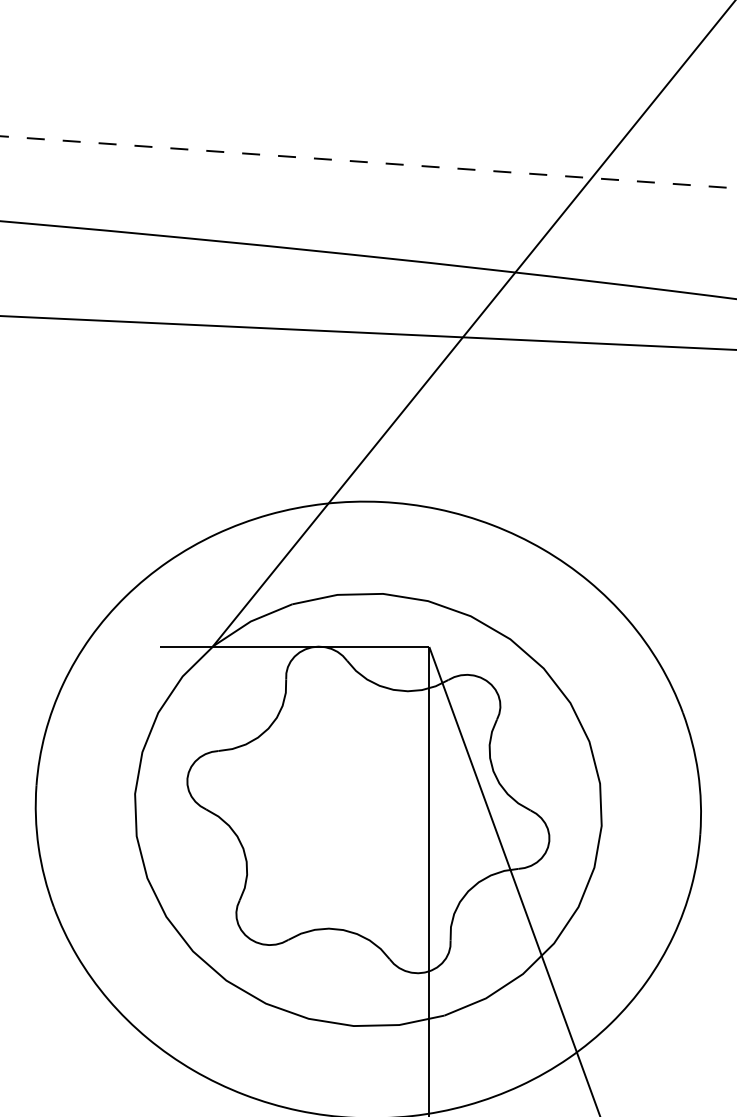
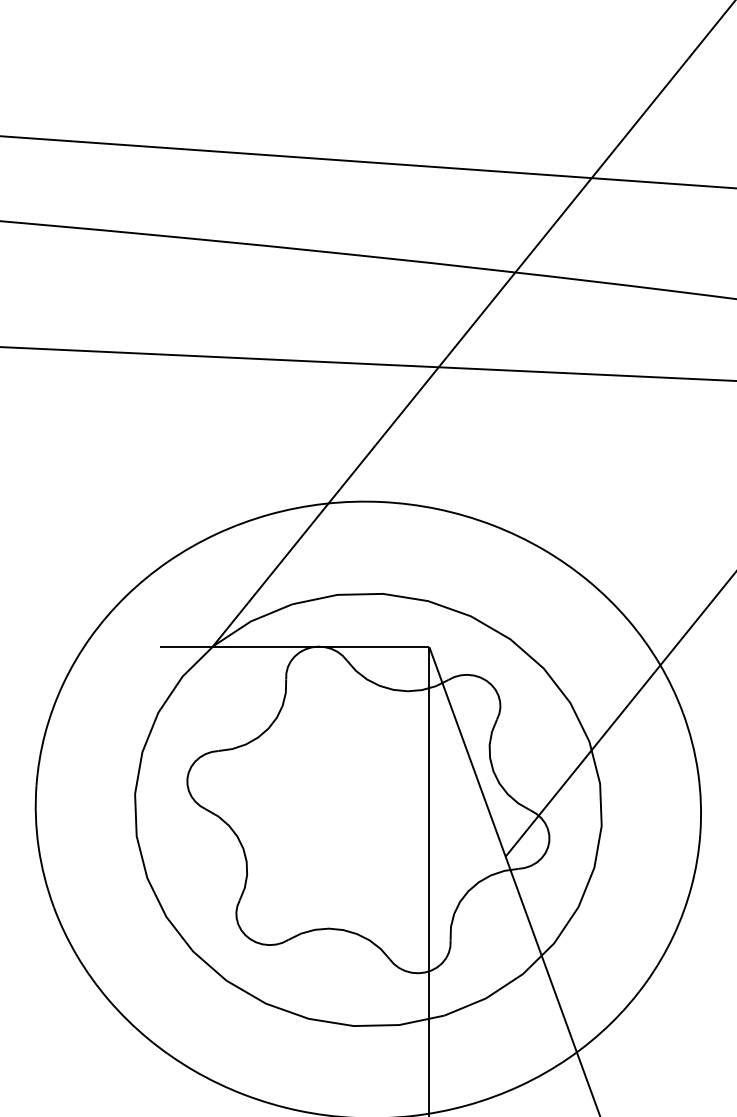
line: dashed -> solid (368, 162)
line position: (367, 332) -> (367, 363) (367, 363)
line: none -> present (619, 715)
